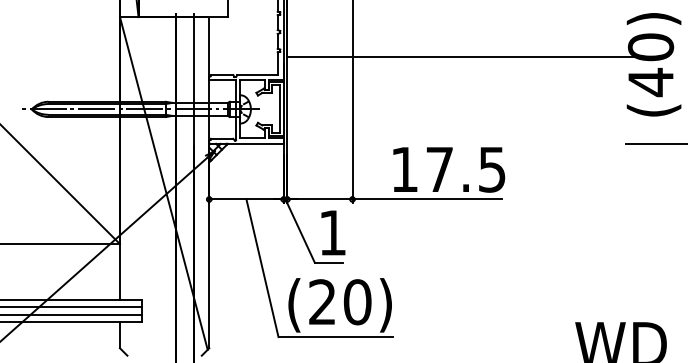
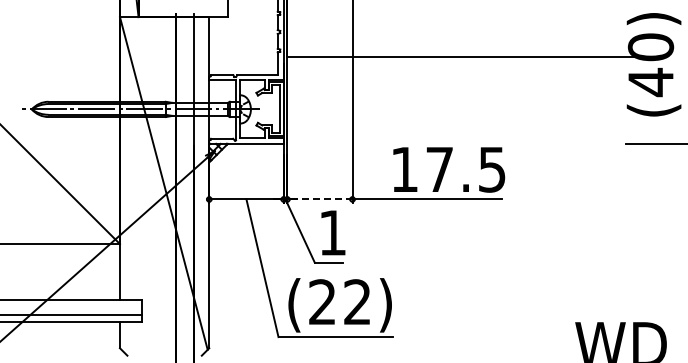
line: solid -> dashed (319, 199)
text: (20) -> (22) (357, 302)
line: present -> none (72, 307)
